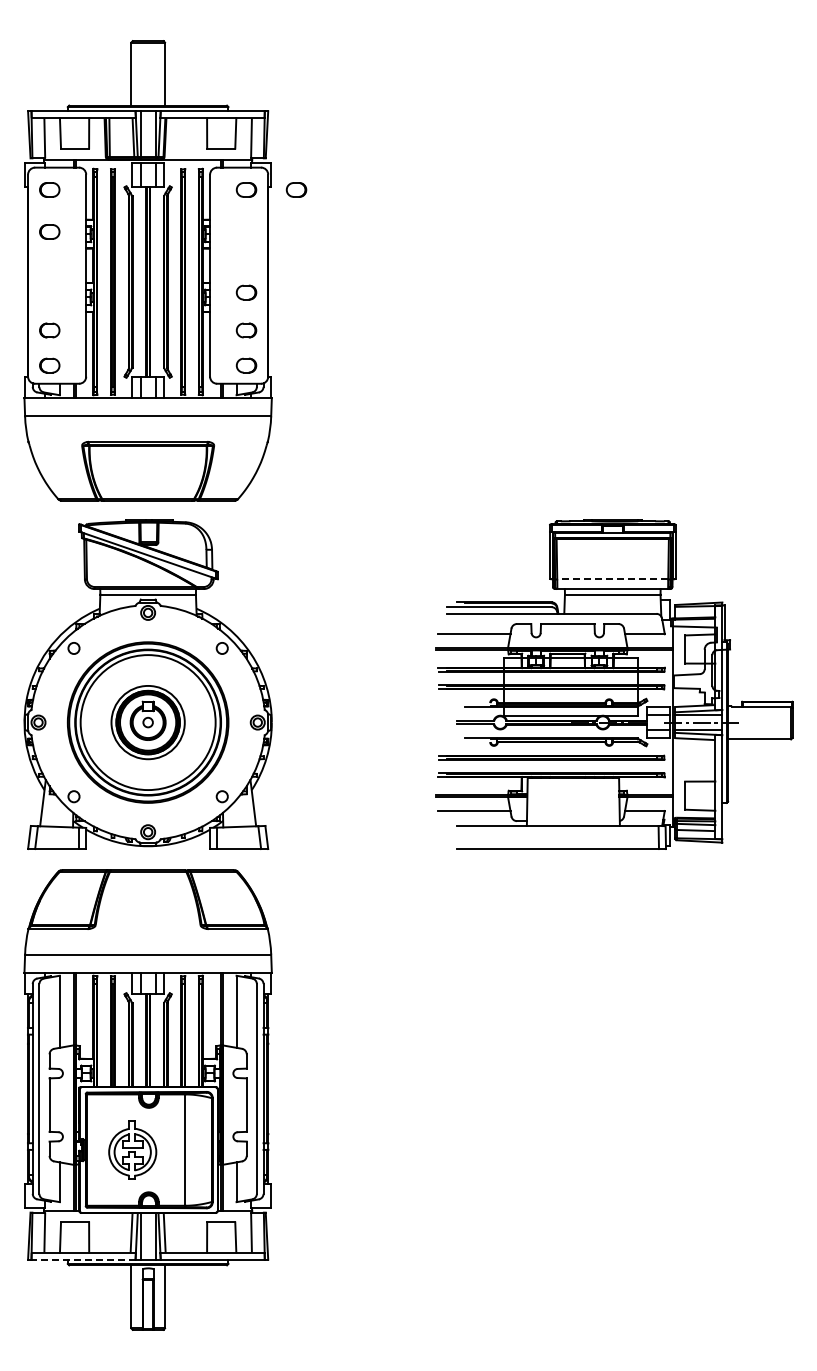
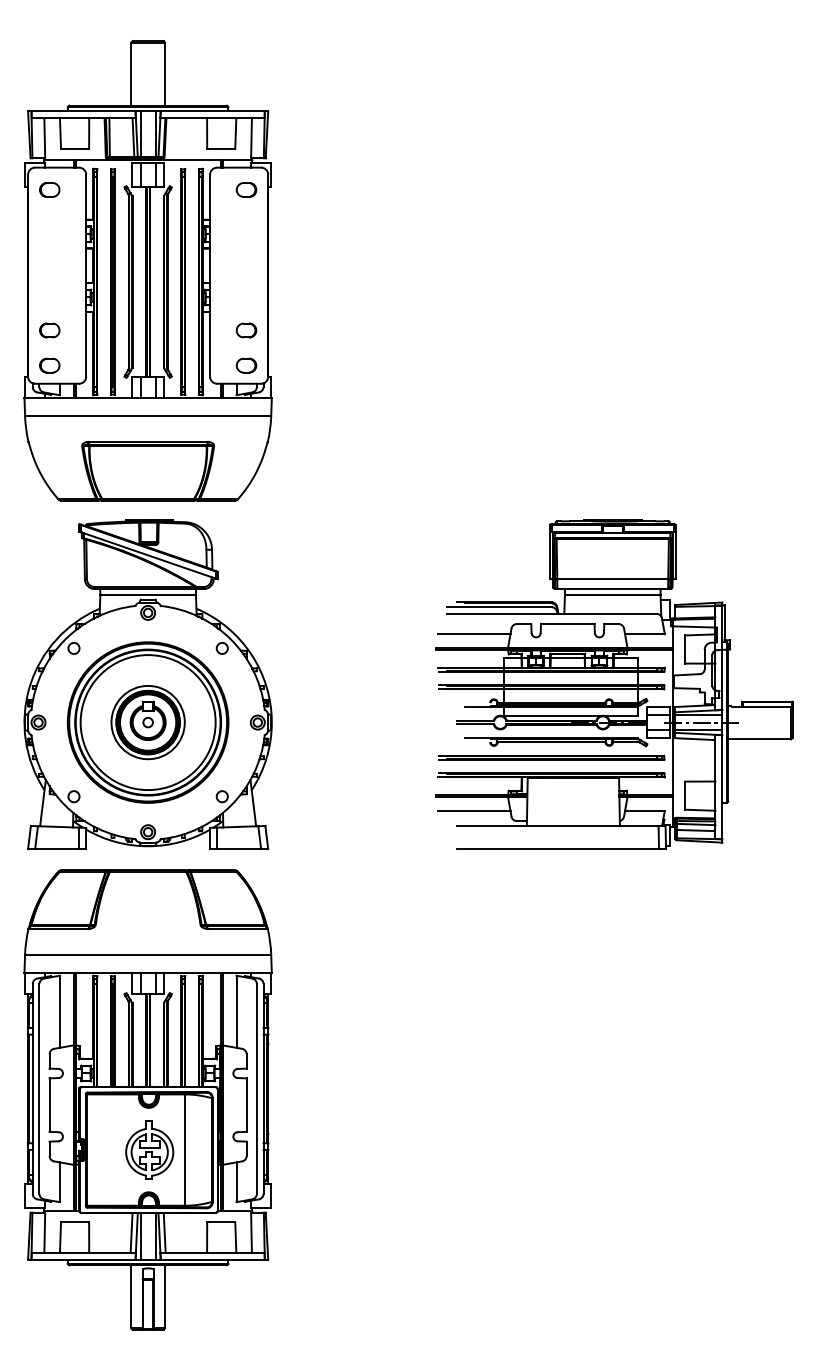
part: present -> none (296, 189)
part: present -> none (49, 231)
part: present -> none (246, 292)
line: dashed -> solid (612, 579)
part position: (132, 1149) -> (149, 1149) (149, 1149)
line: dashed -> solid (83, 1259)
